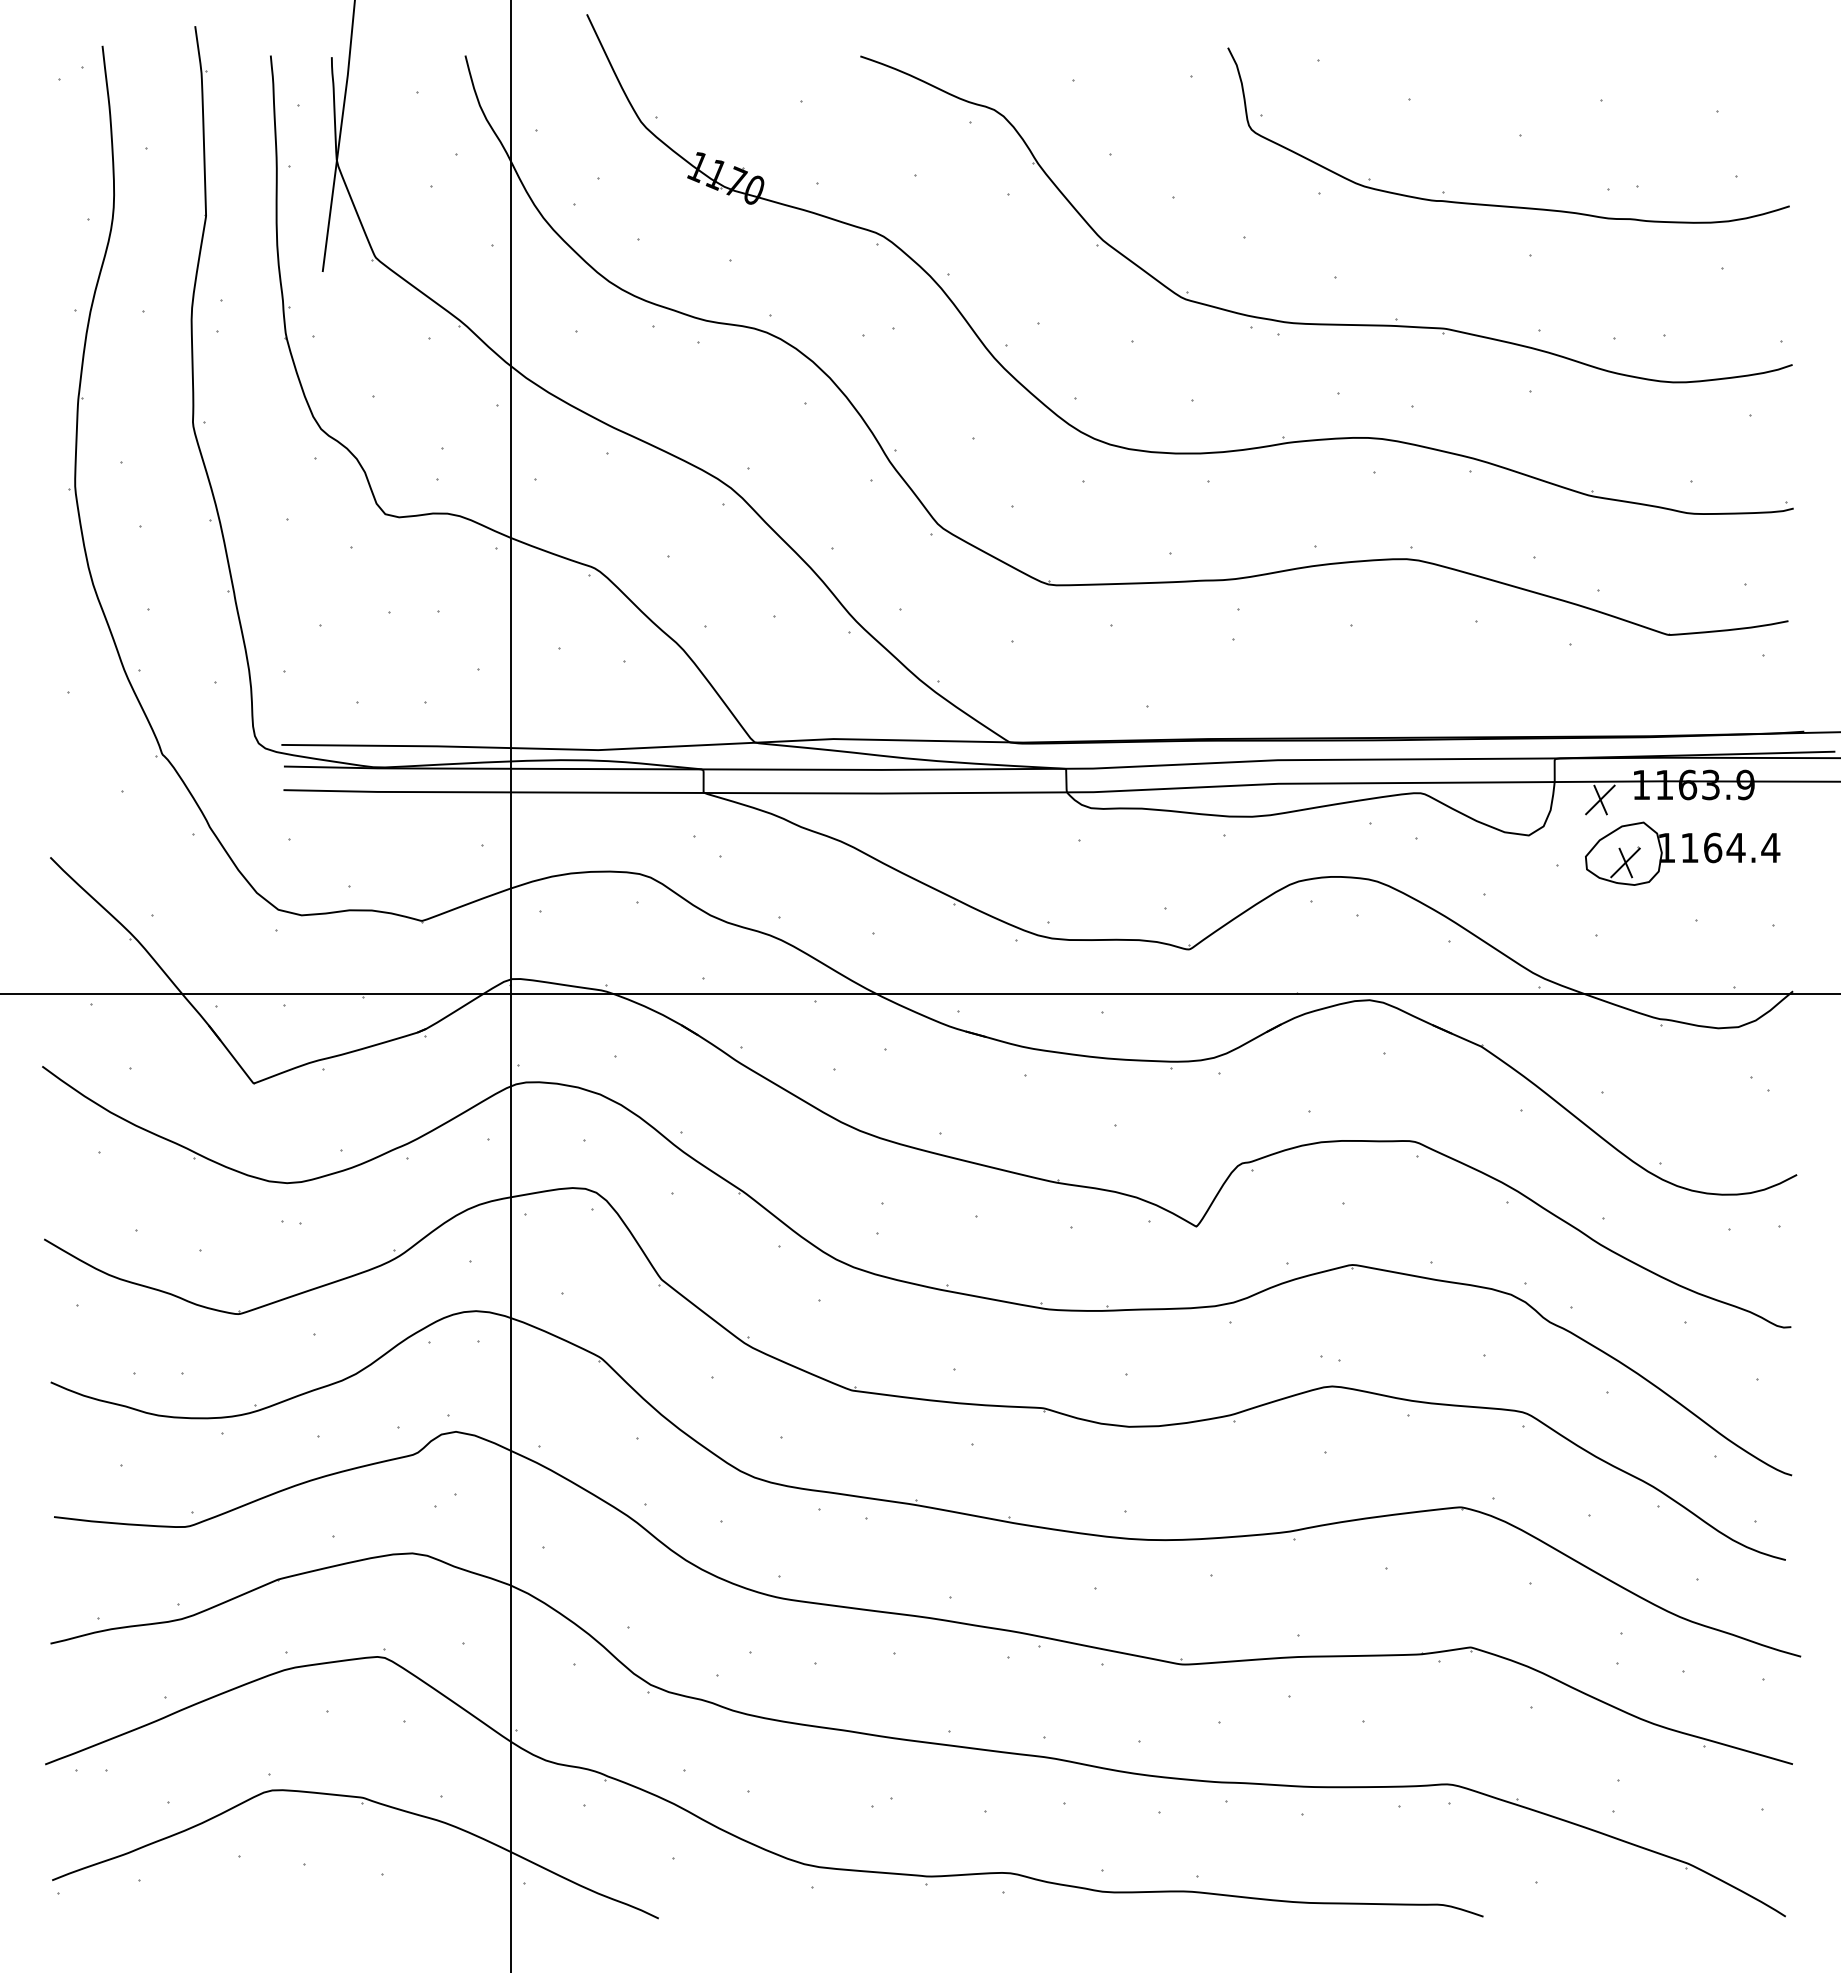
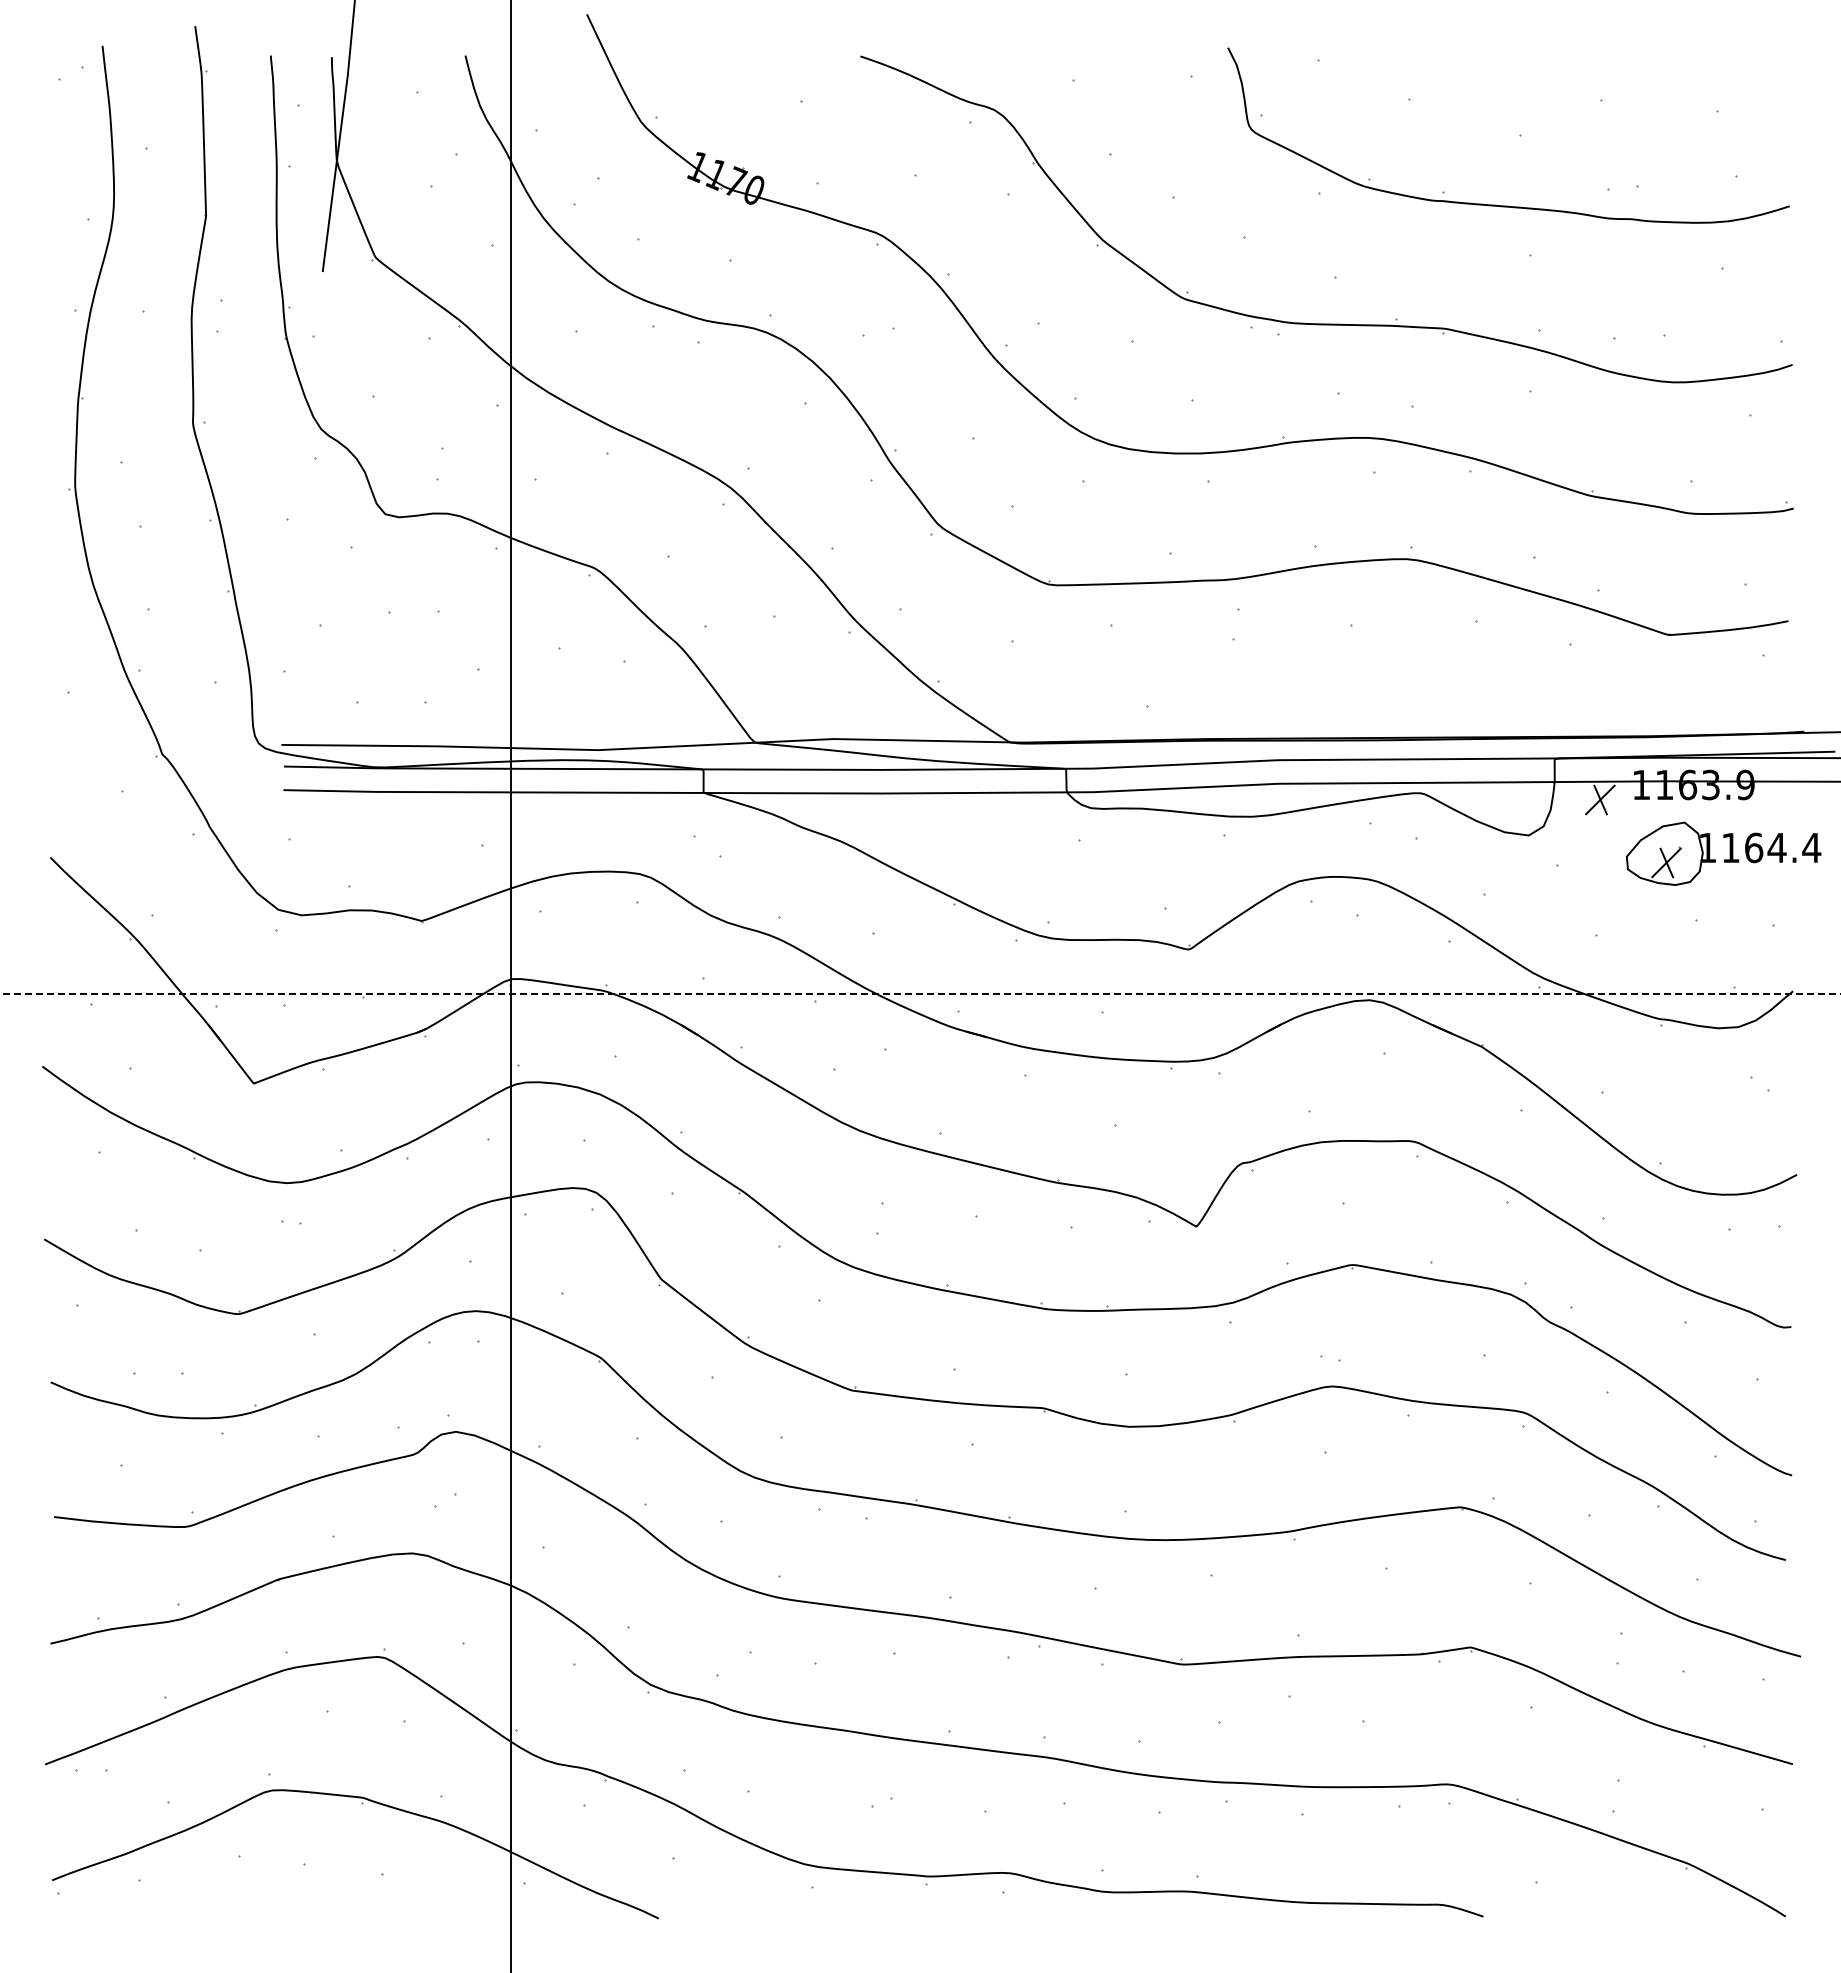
part position: (1682, 853) -> (1723, 853) (1723, 853)
line: solid -> dashed (920, 993)
